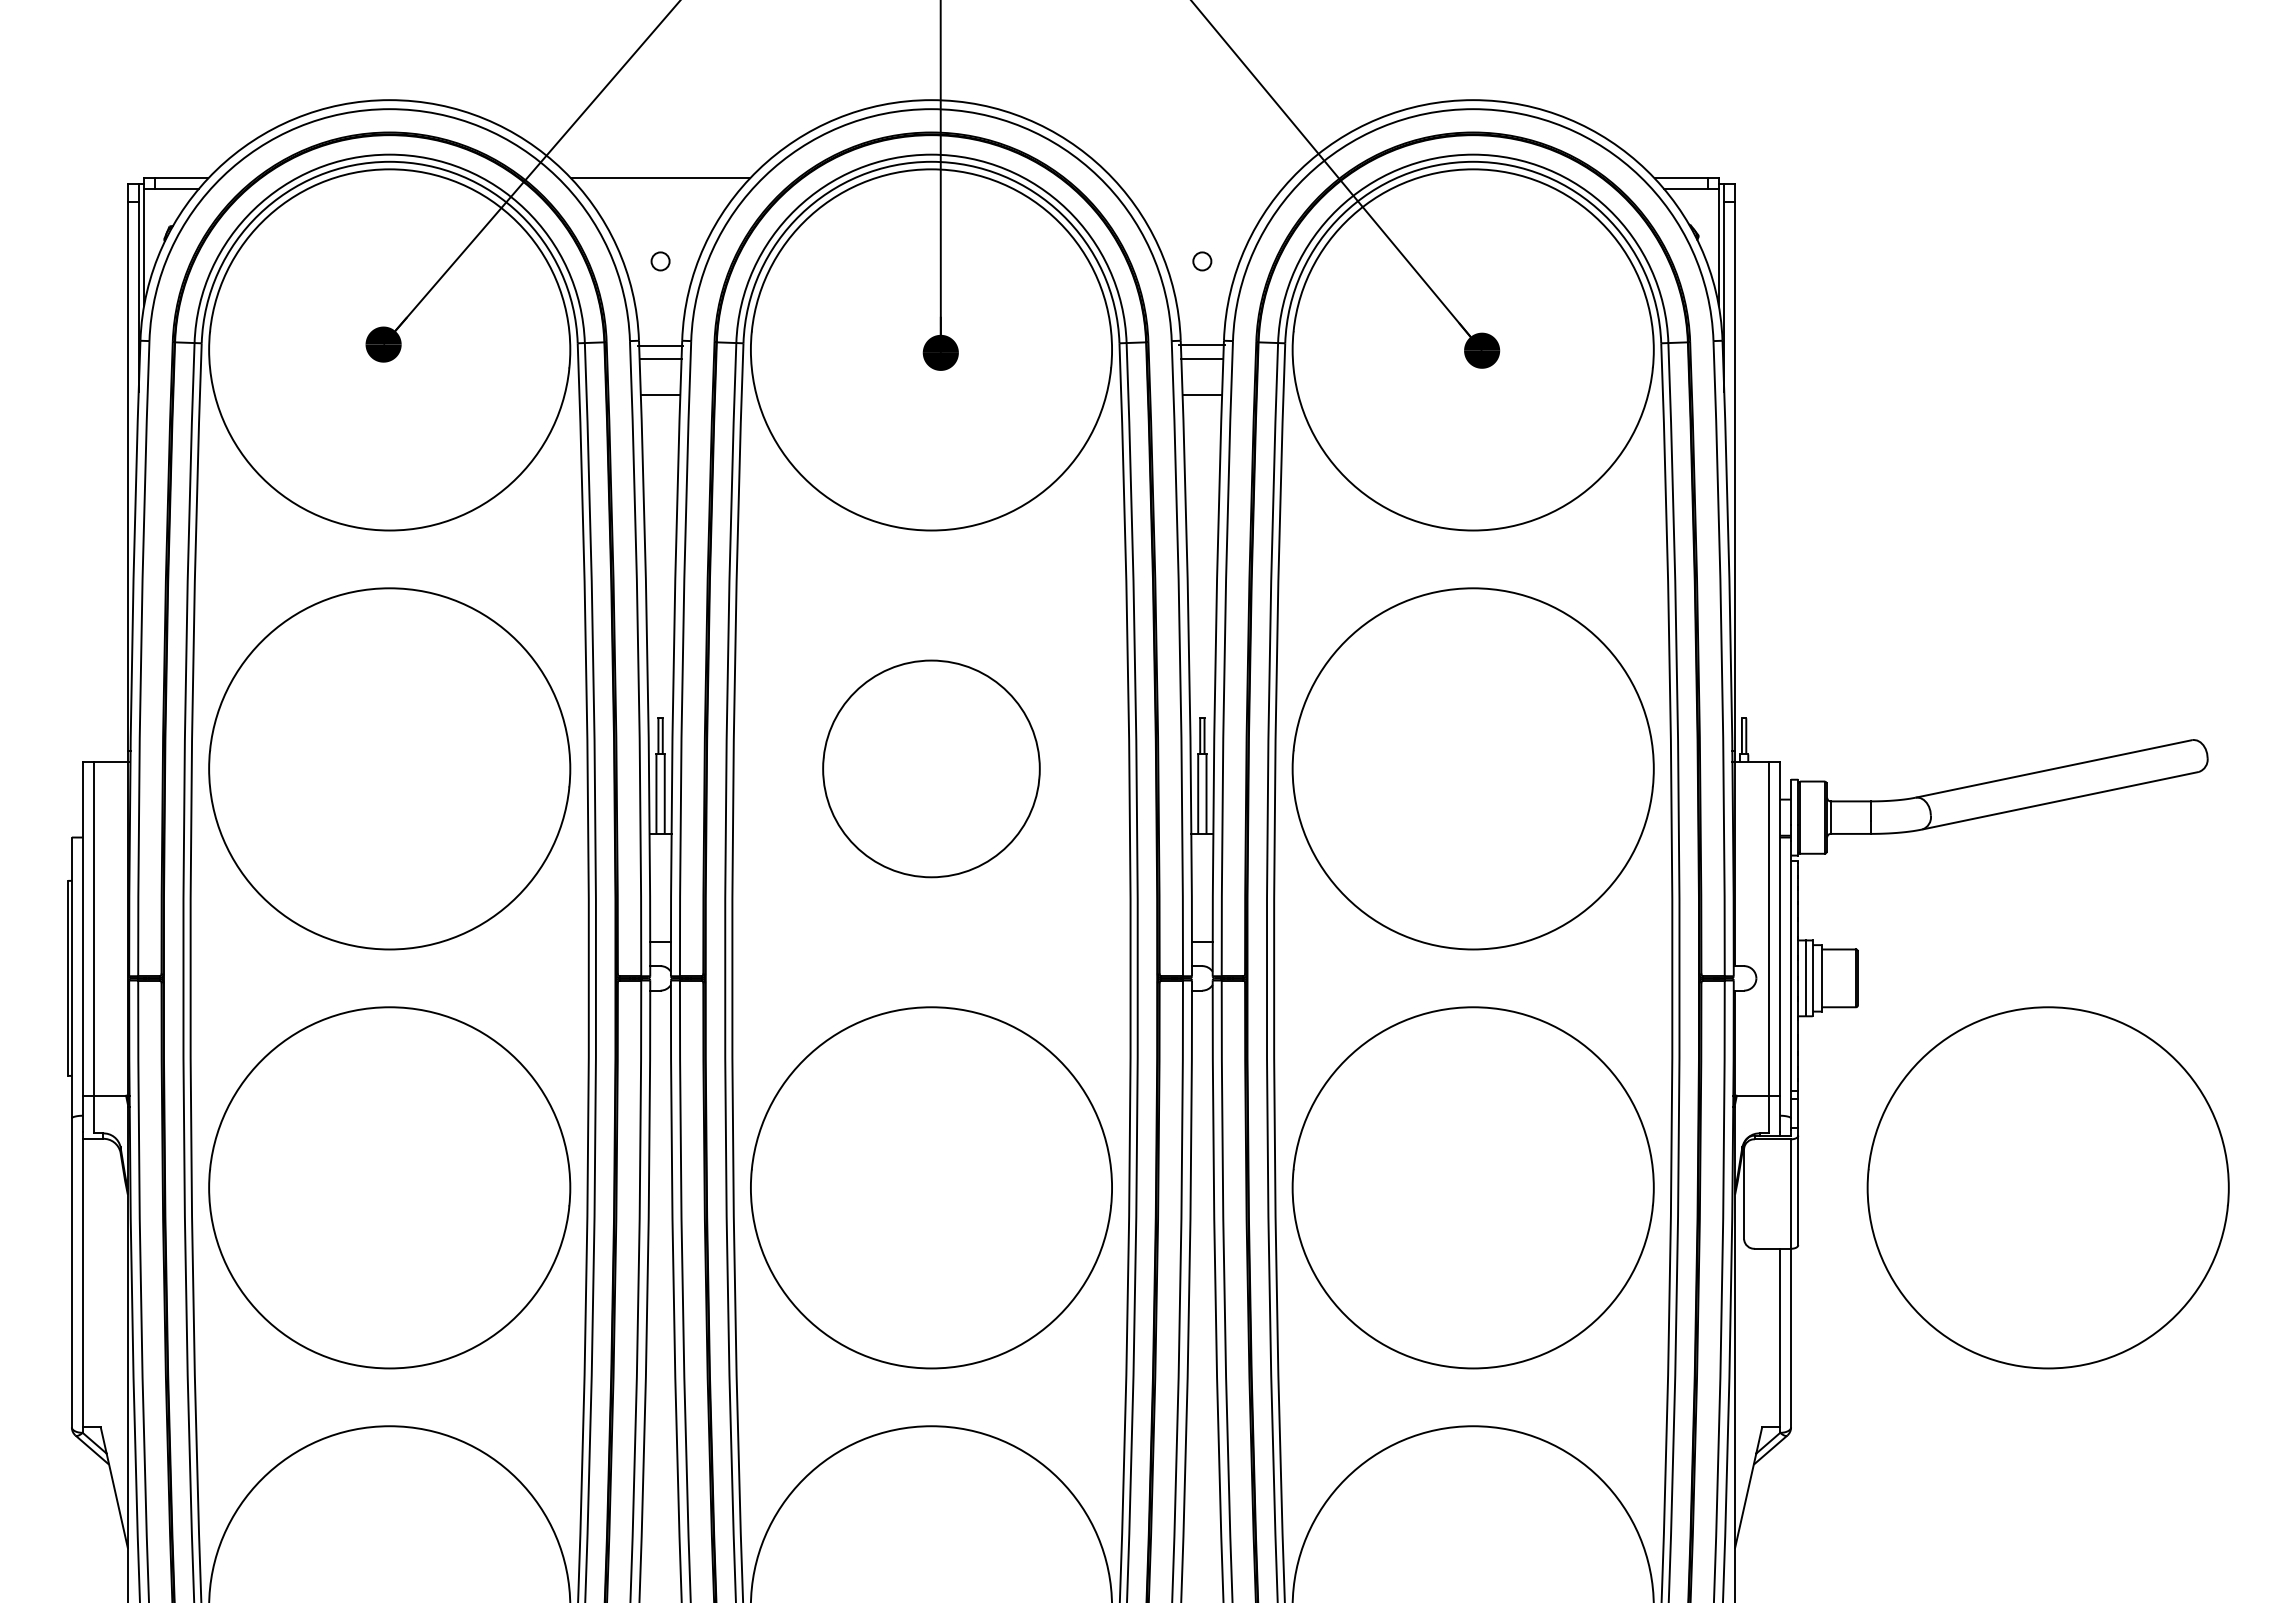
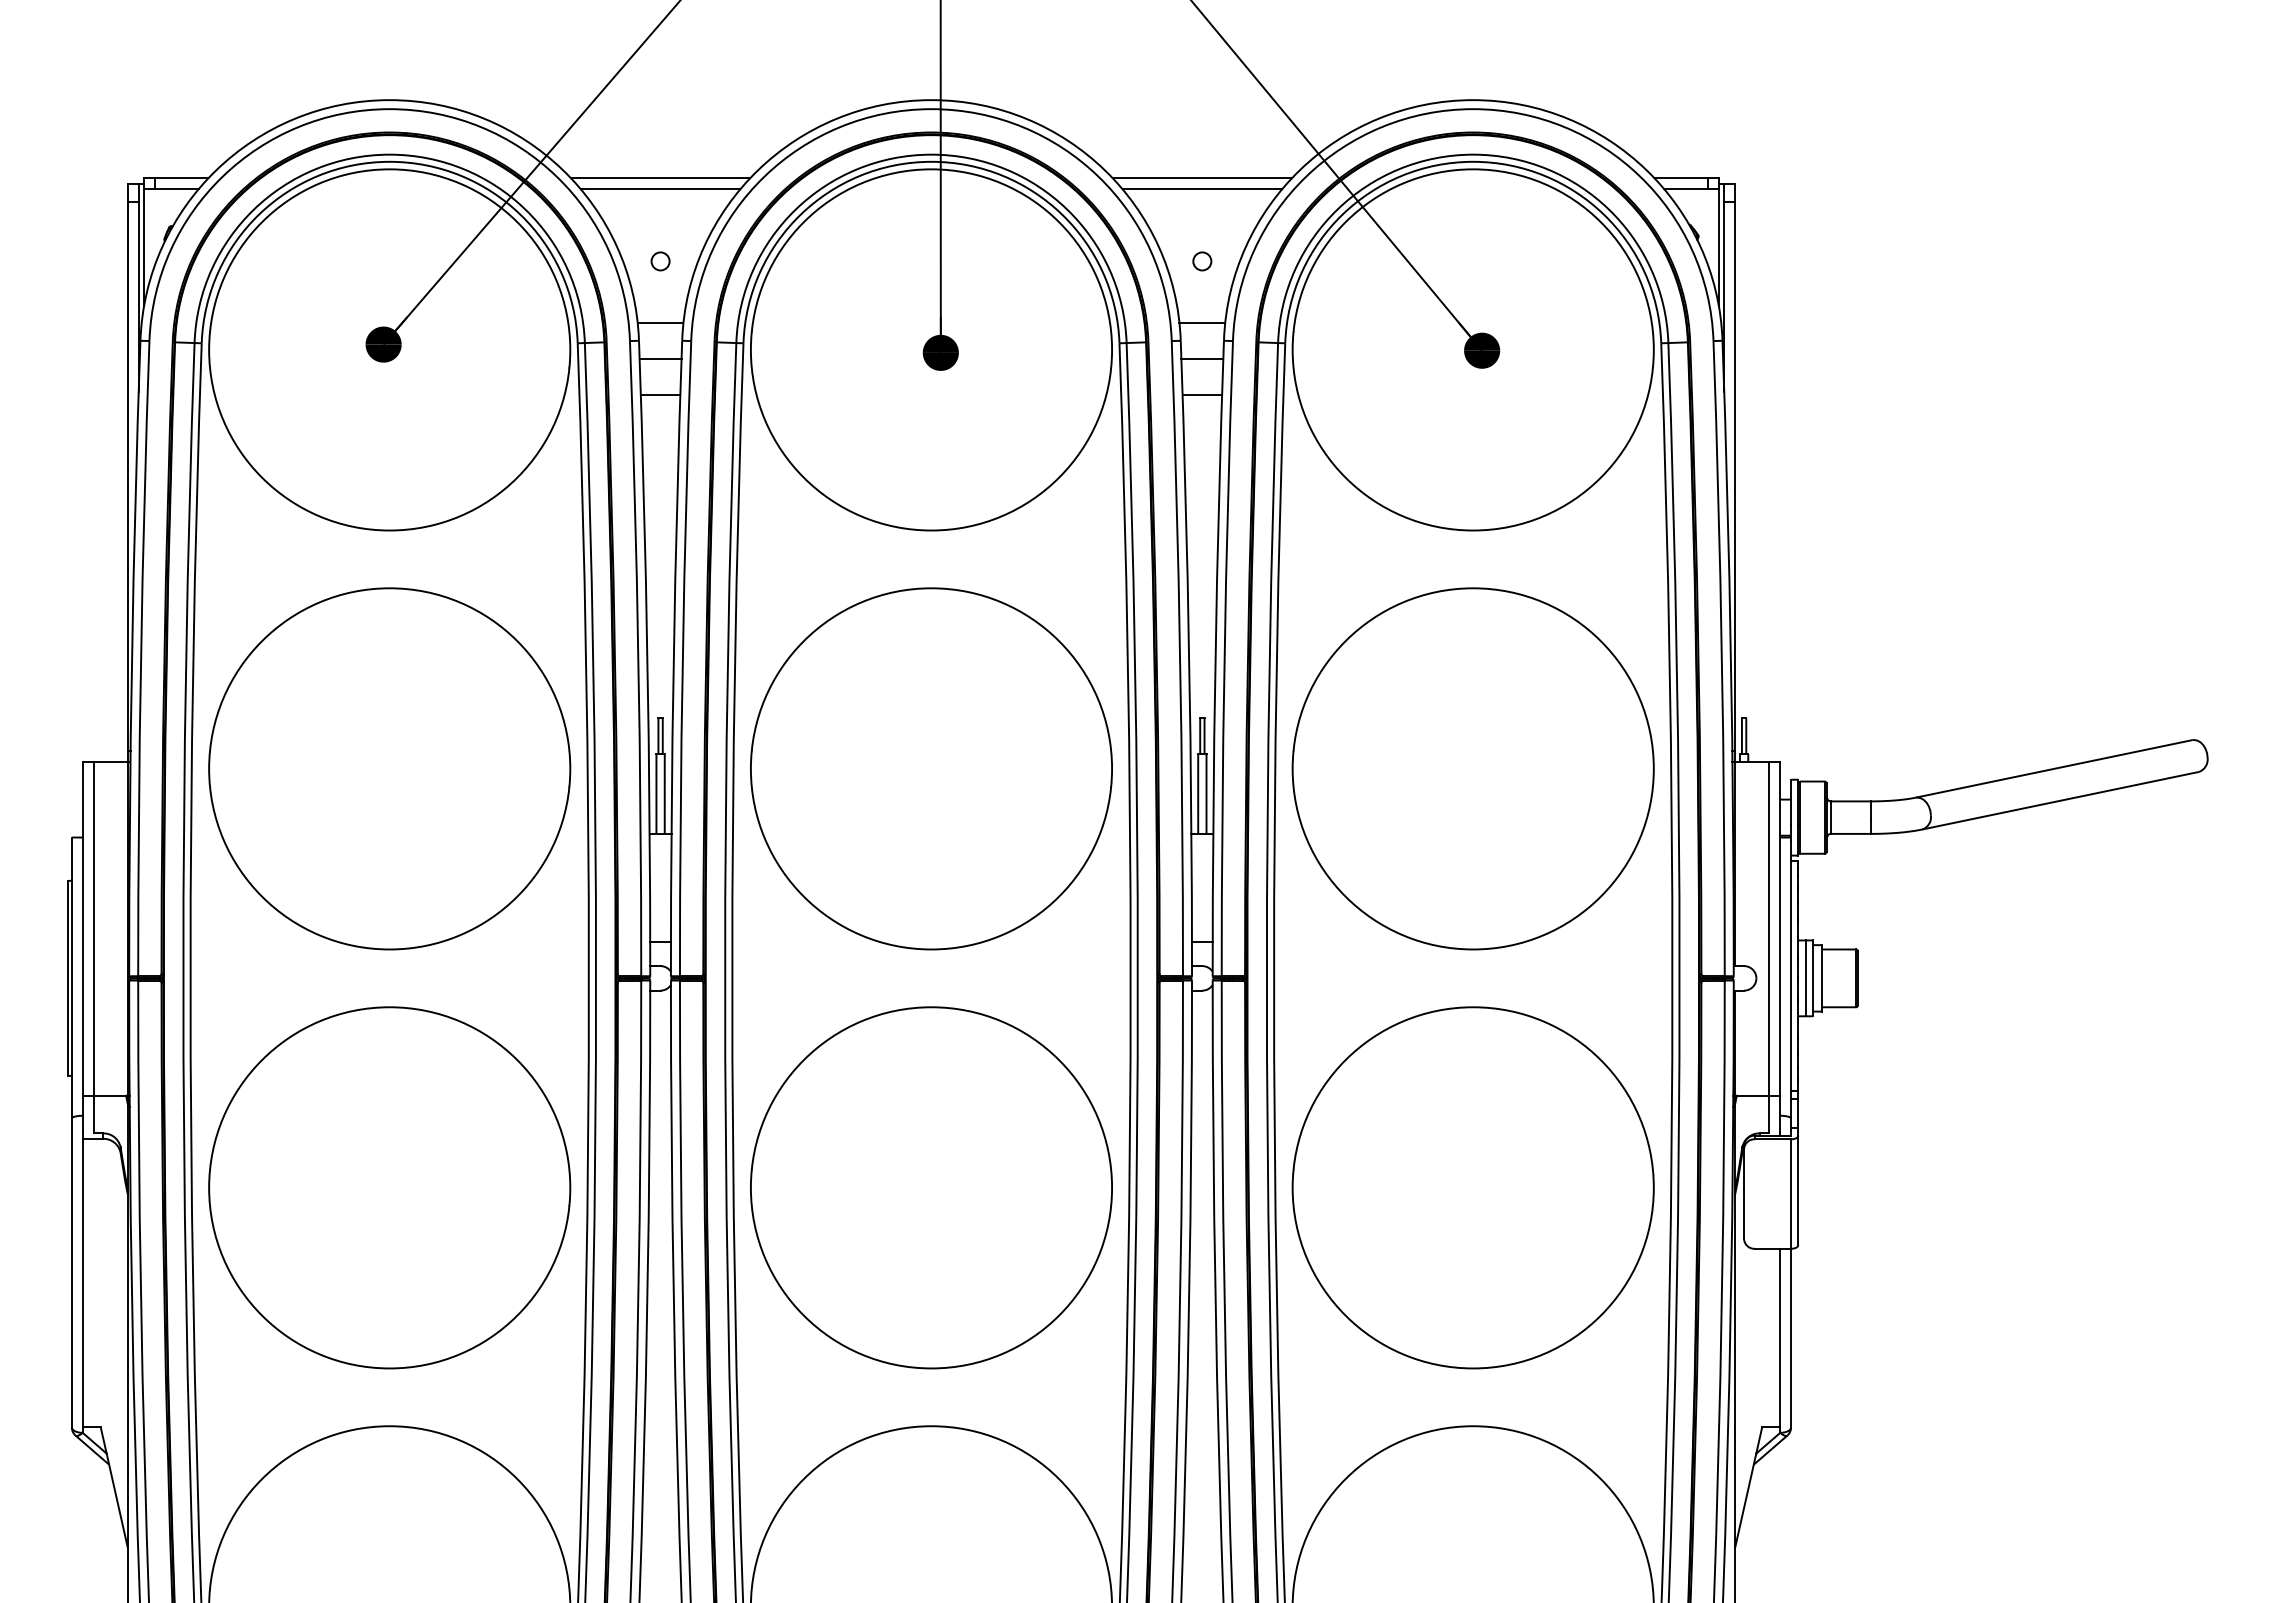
line: none -> present (1201, 178)
line: none -> present (660, 189)
line: none -> present (1202, 189)
line position: (1202, 344) -> (1202, 322) (1202, 322)
line position: (660, 345) -> (660, 322) (660, 322)
circle size: 219x220 px -> 363x364 px (931, 768)
circle: present -> none (2047, 1187)
